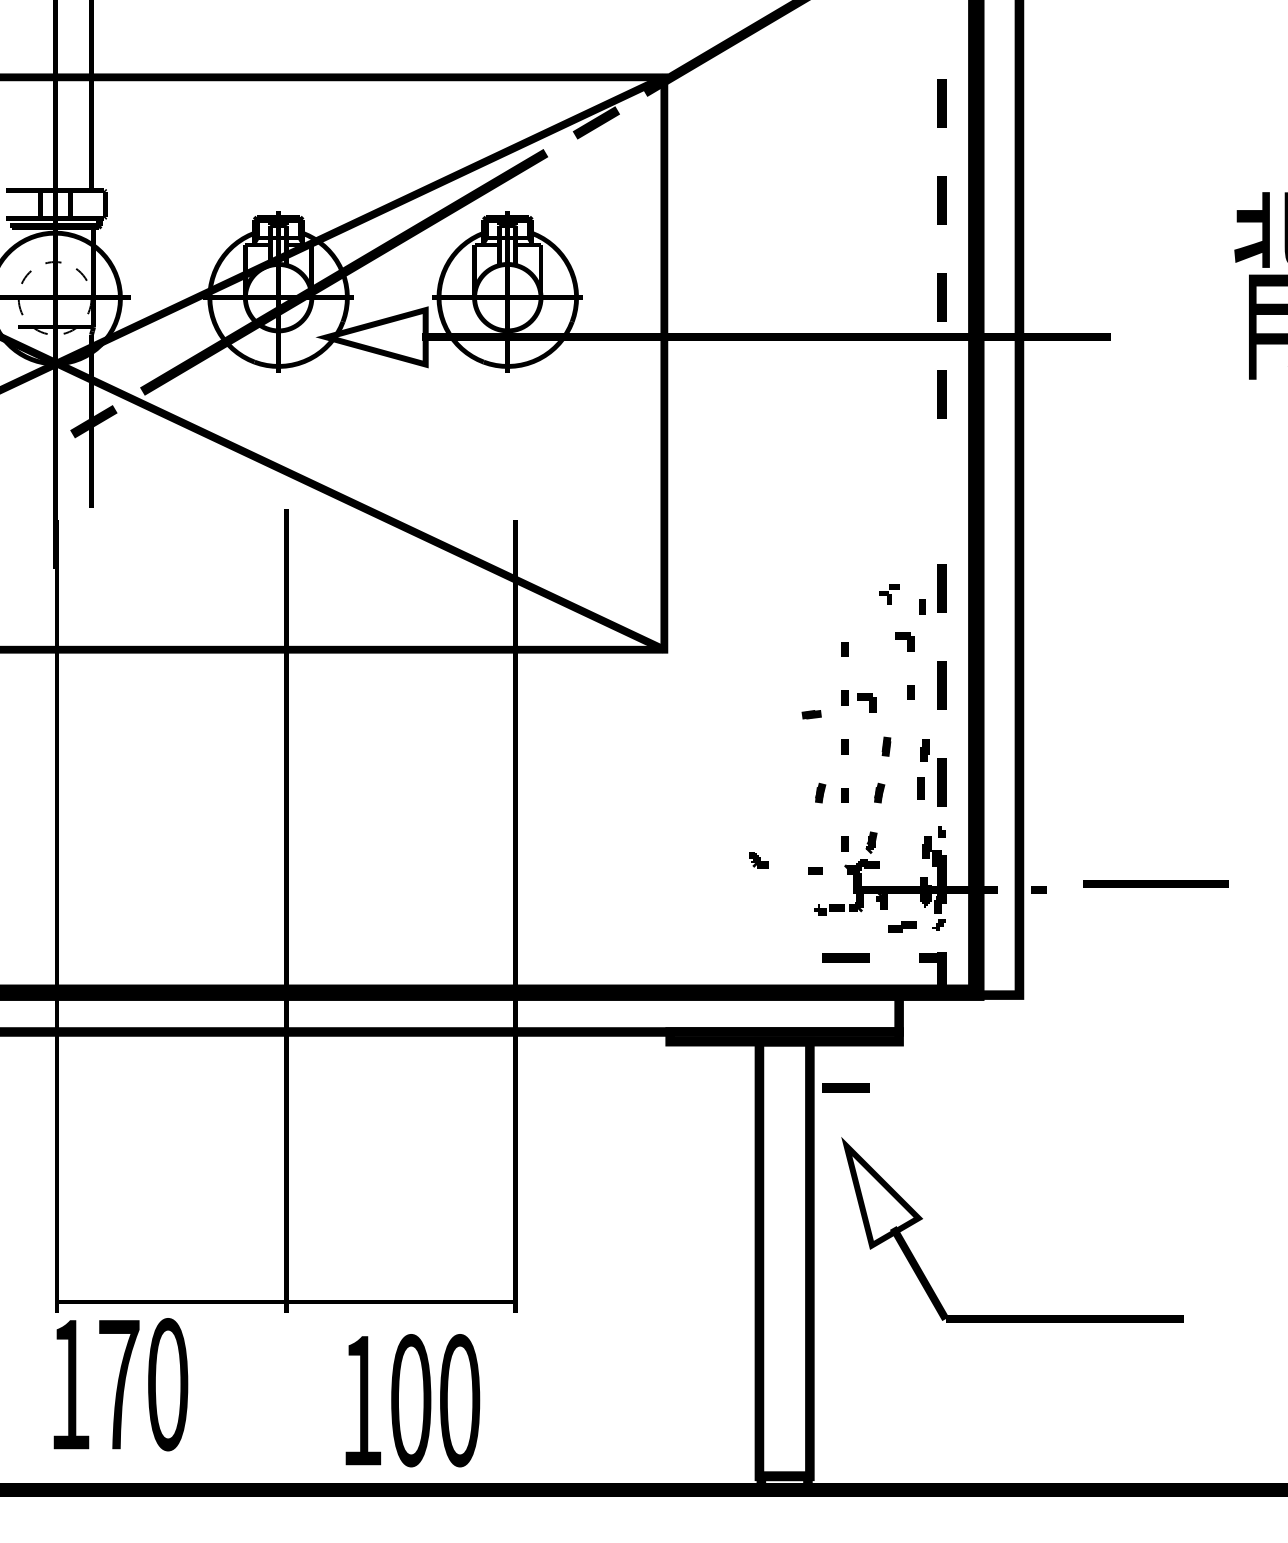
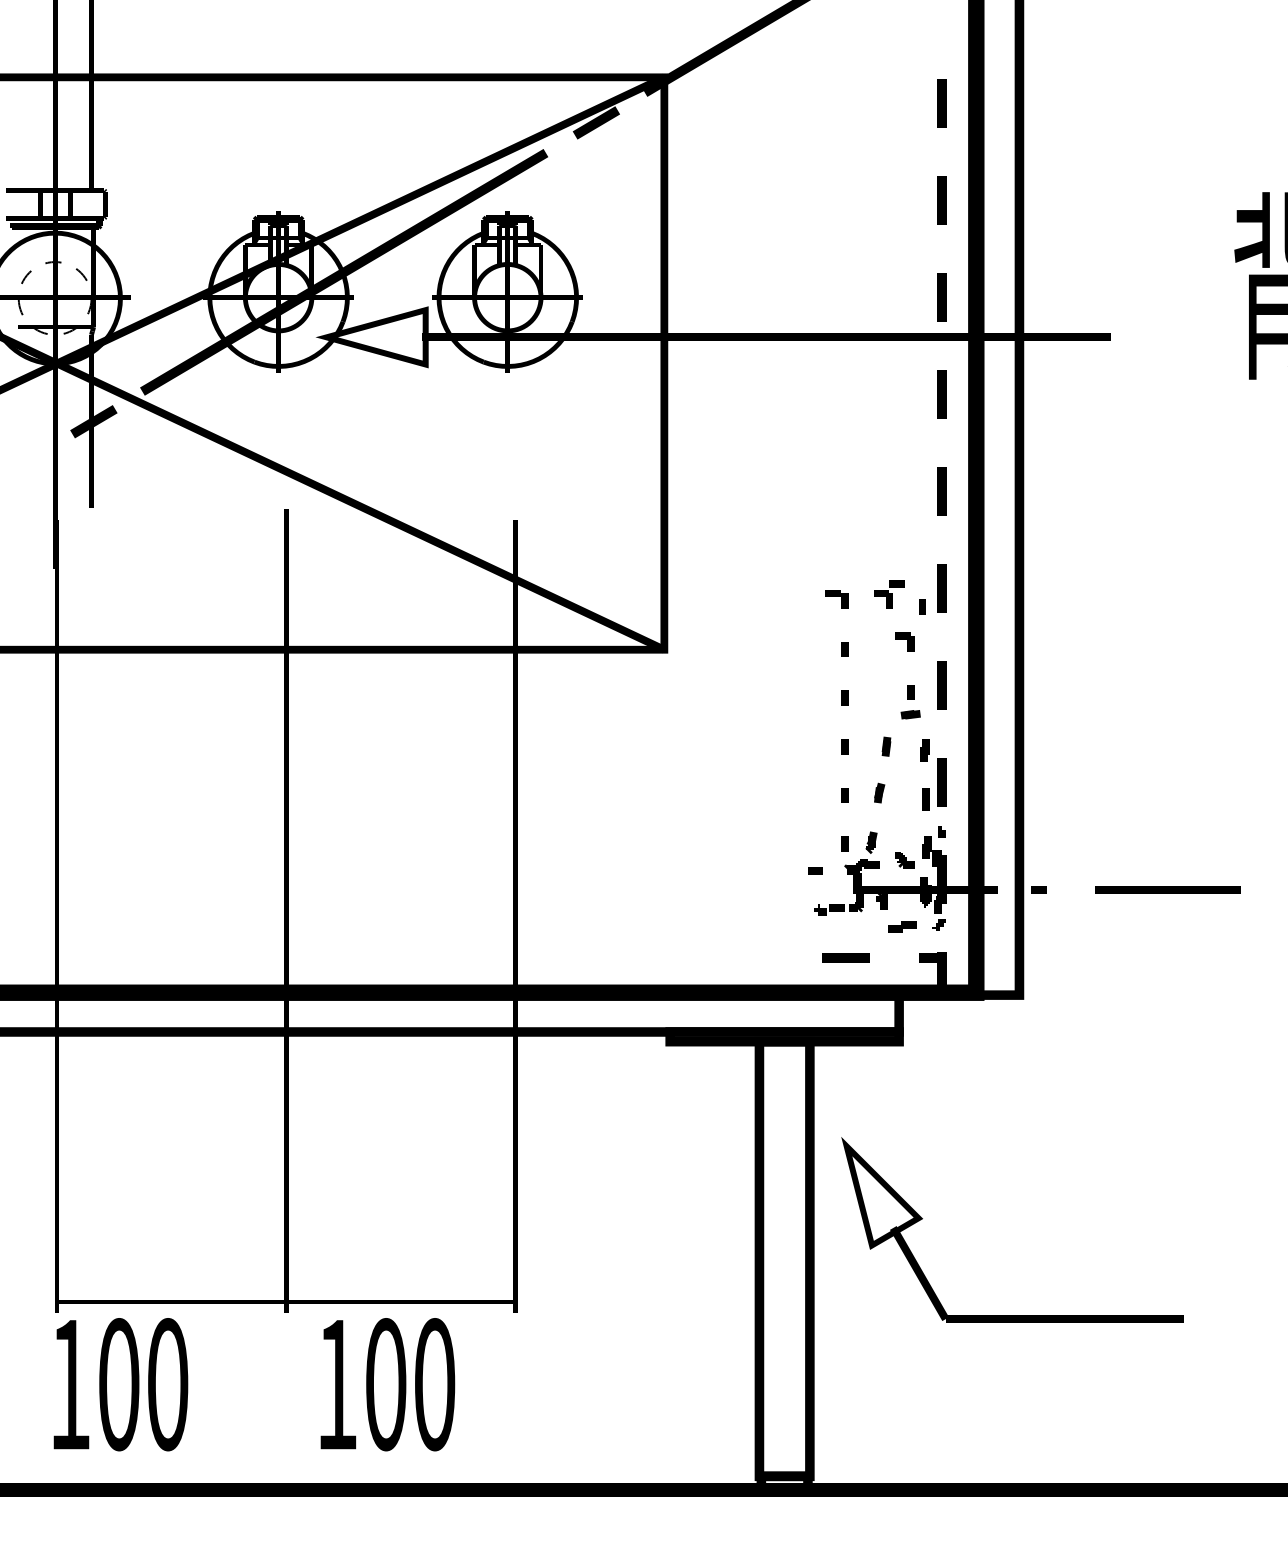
line: none -> present (941, 491)
part size: 21x21 px -> 31x29 px (889, 594)
part: none -> present (836, 599)
part: present -> none (866, 702)
part position: (811, 714) -> (910, 714) (910, 714)
part position: (920, 788) -> (925, 799) (925, 799)
part: present -> none (820, 792)
part position: (758, 860) -> (904, 860) (904, 860)
line position: (1155, 883) -> (1167, 889) (1167, 889)
line: present -> none (845, 1087)
text: 170 -> 100 (119, 1384)
text position: (412, 1400) -> (387, 1384) (387, 1384)
